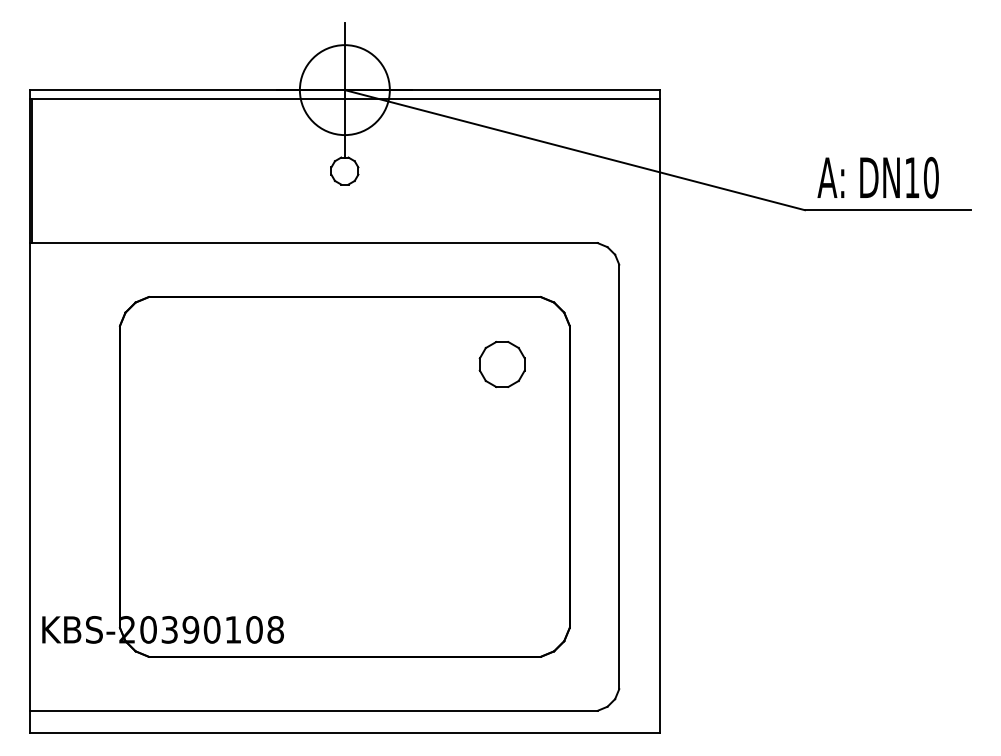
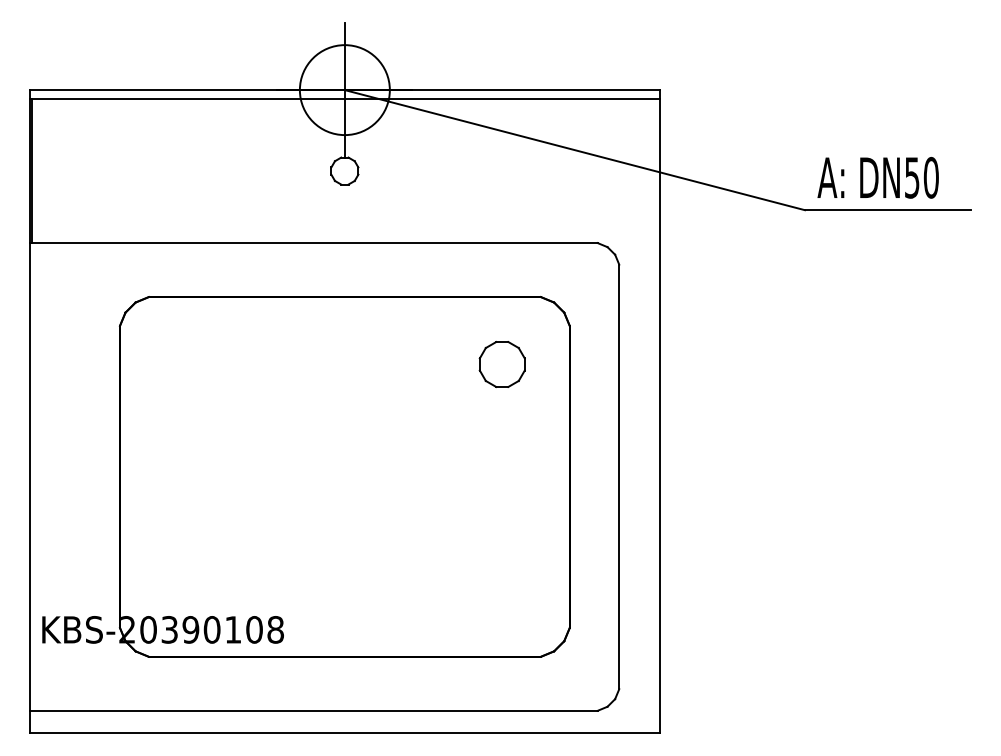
text: DN10 -> DN50 (912, 177)
